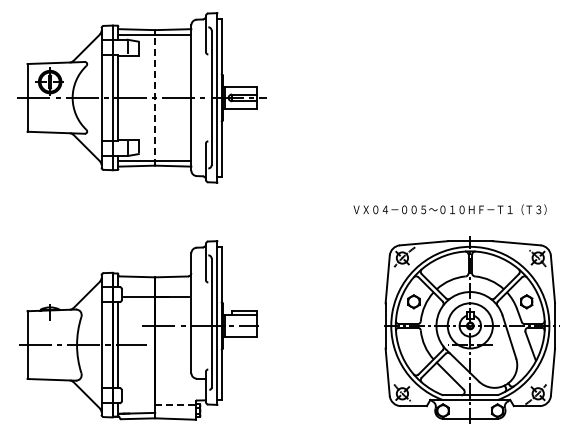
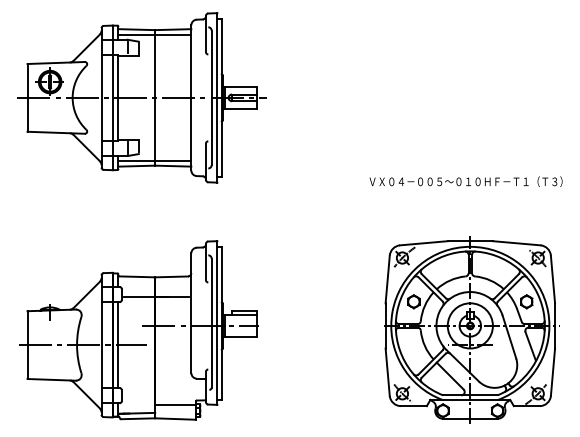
line: dashed -> solid (155, 97)
text position: (449, 209) -> (465, 181) (465, 181)
line: dashed -> solid (176, 404)
